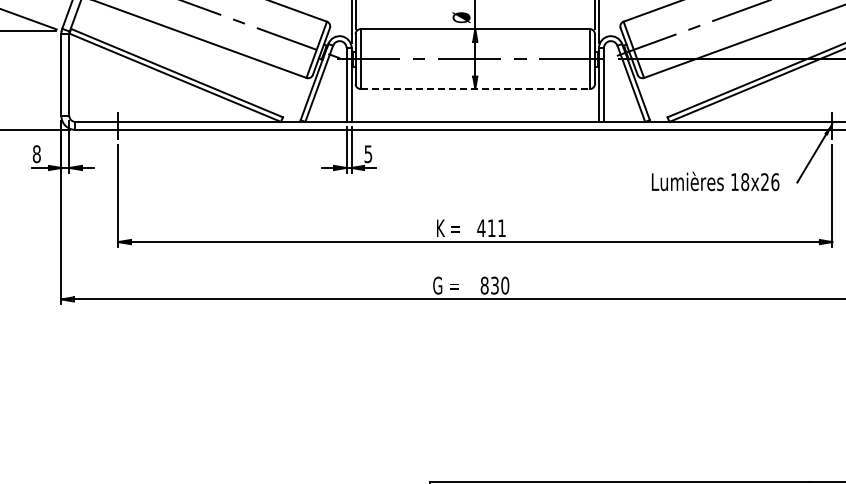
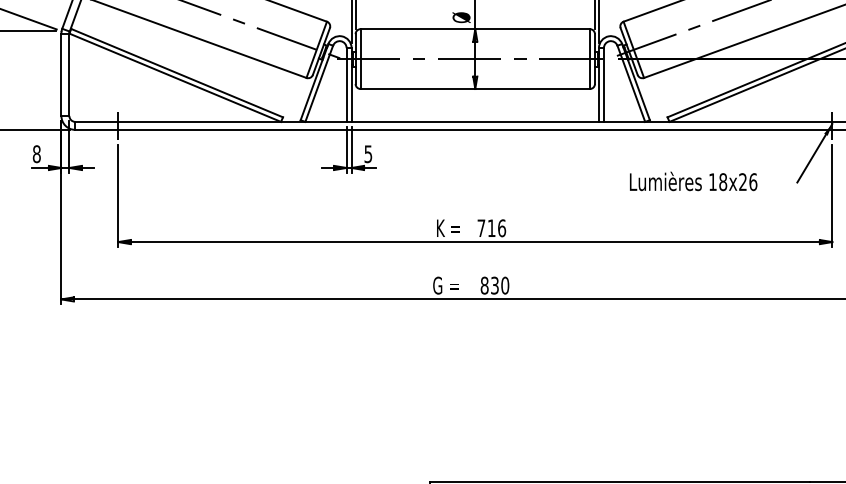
line: dashed -> solid (475, 89)
text position: (715, 181) -> (693, 181) (693, 181)
text: 411 -> 716 (491, 228)
